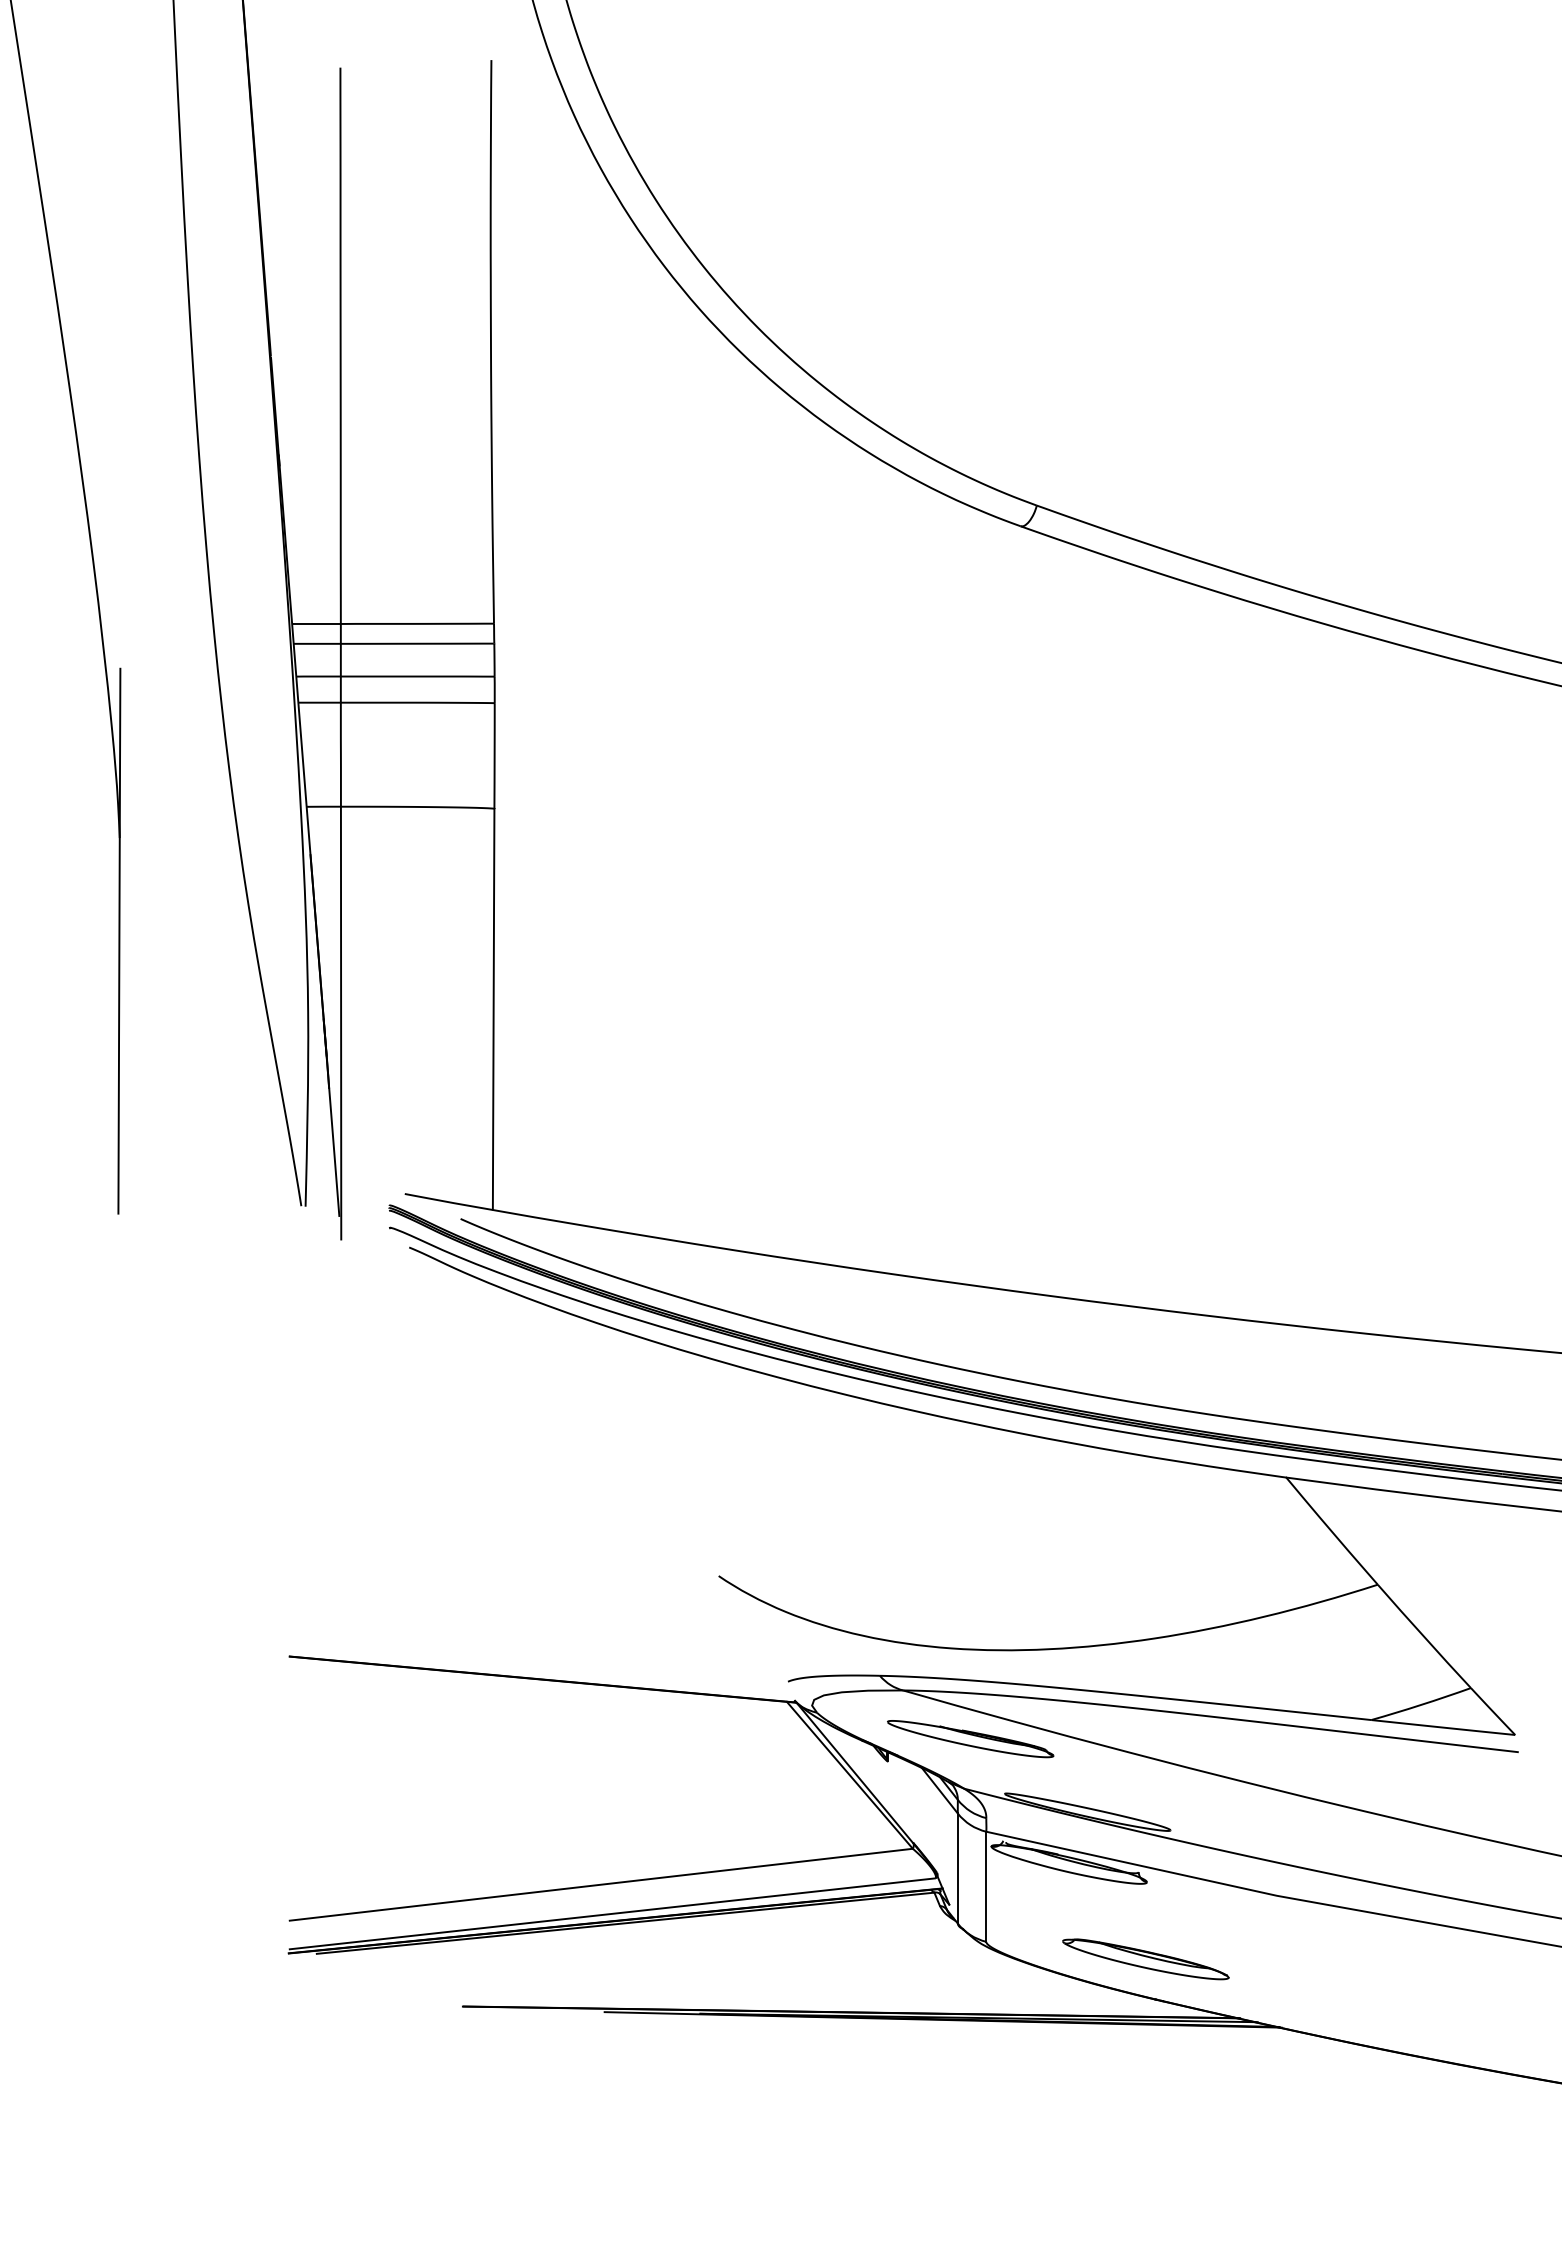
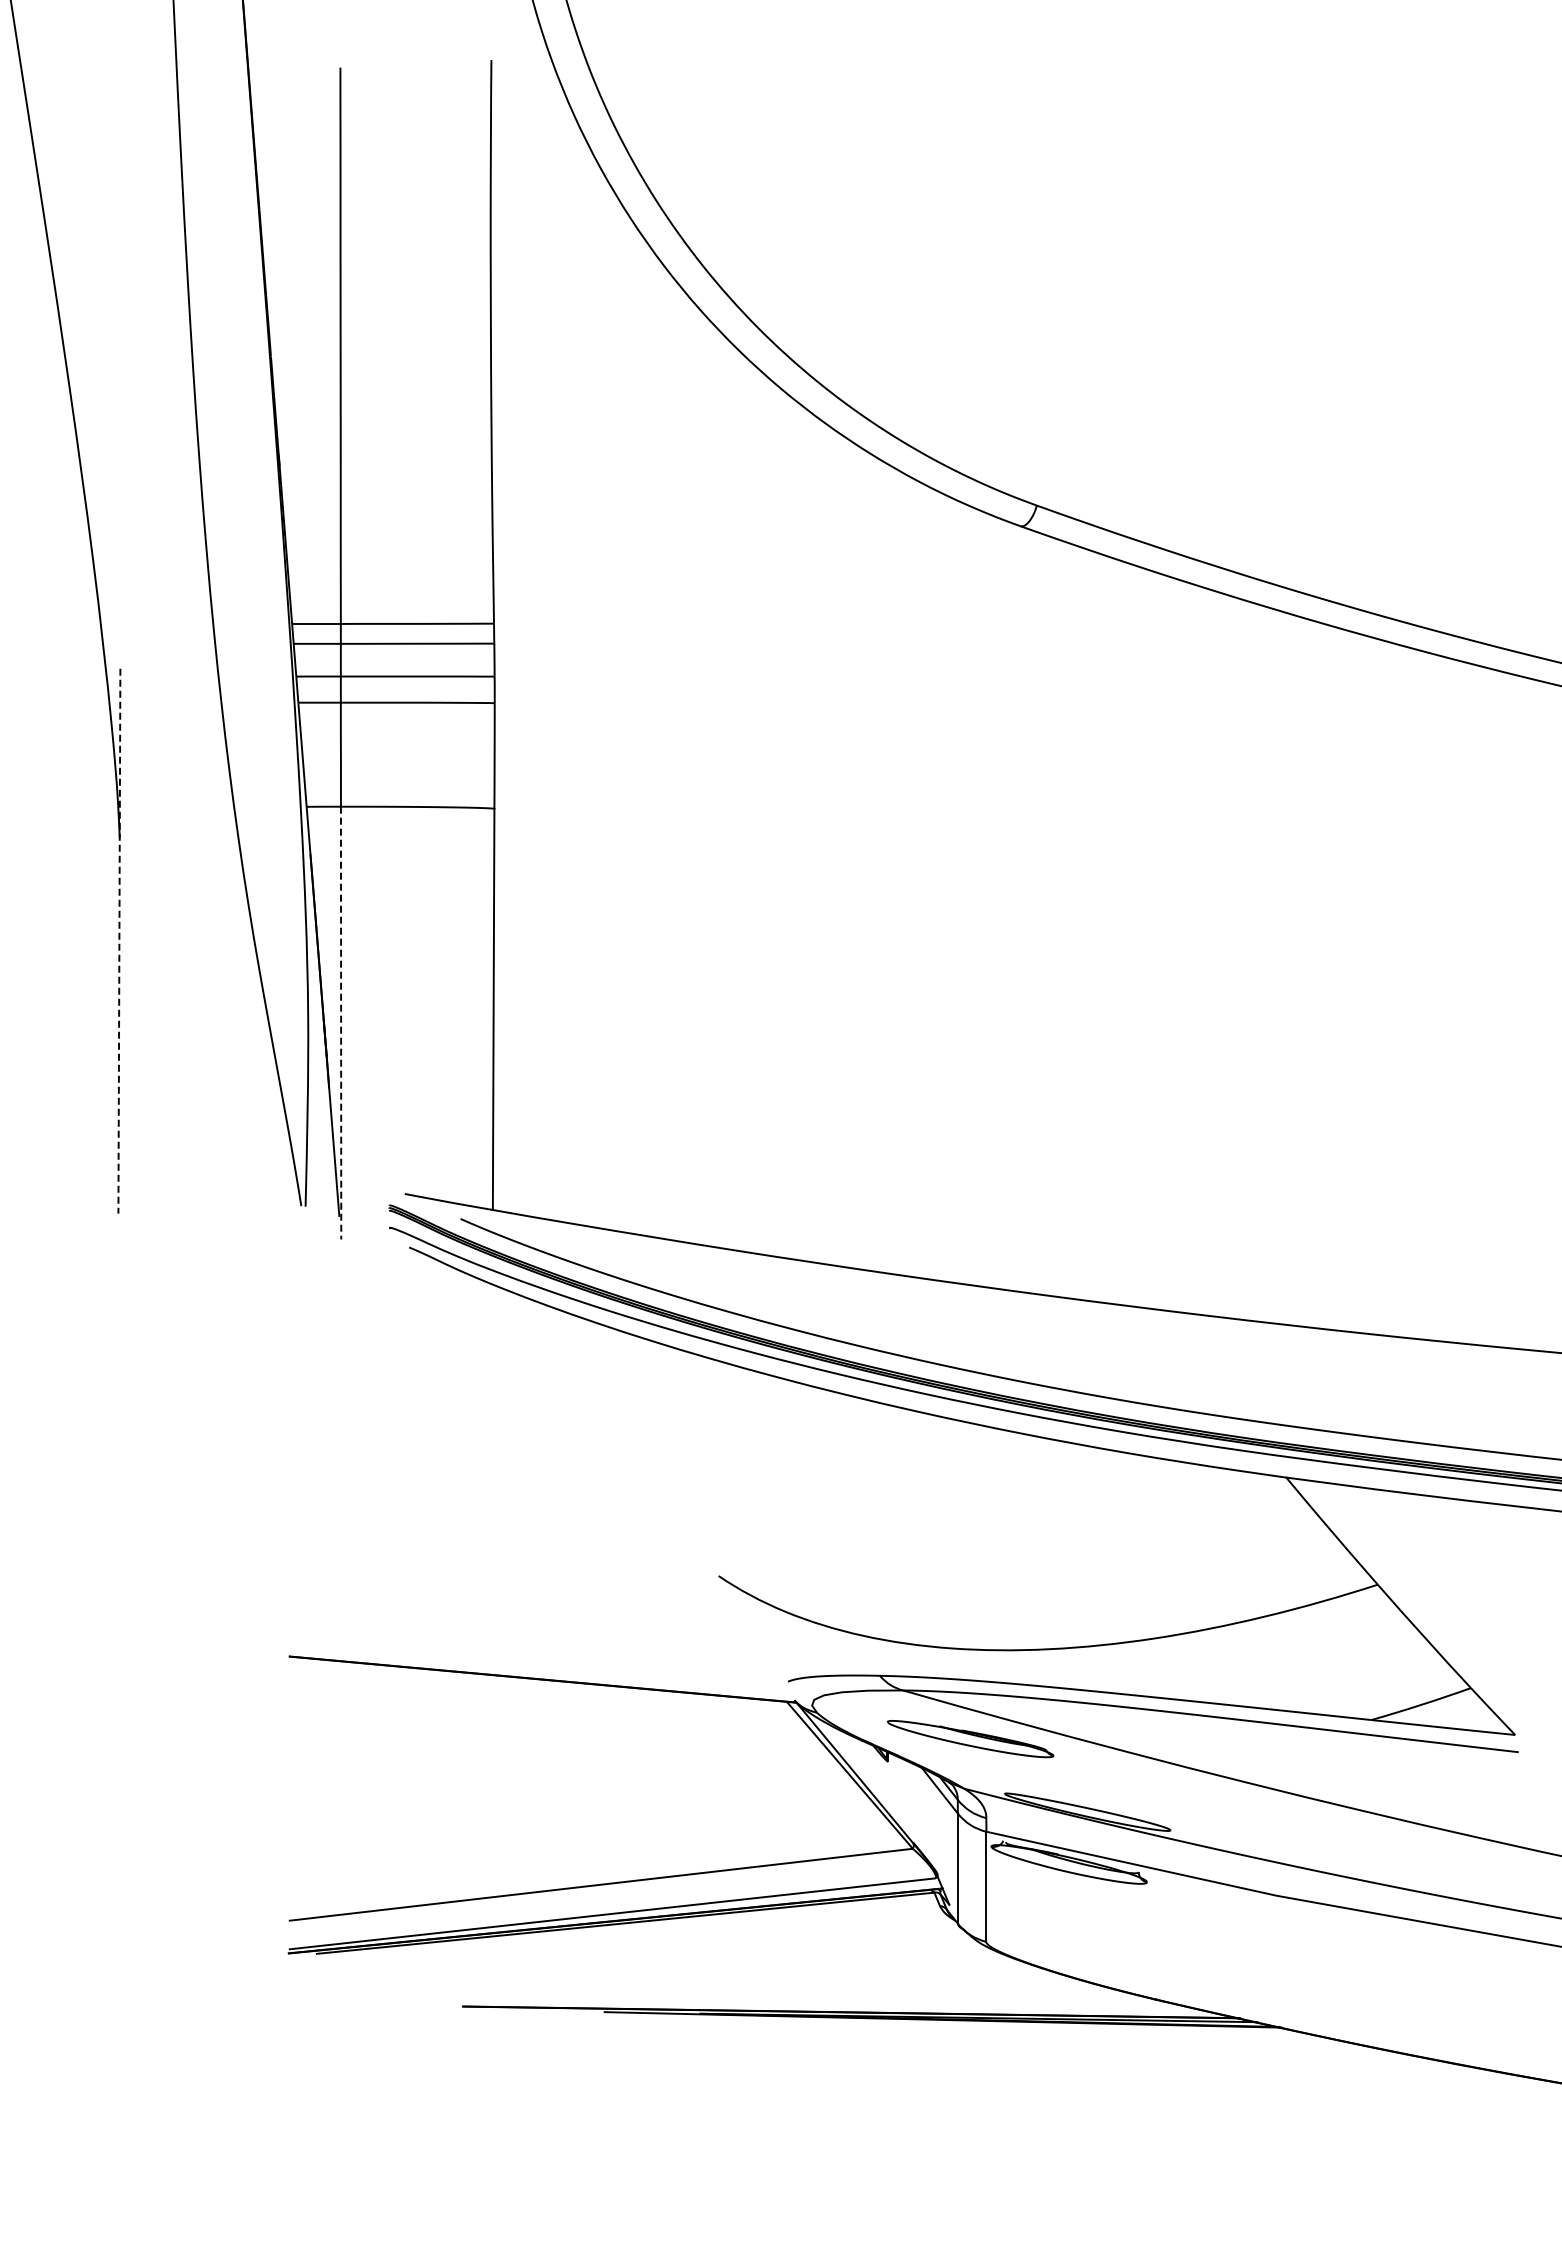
line: solid -> dashed (119, 941)
line: solid -> dashed (341, 1023)
part: present -> none (1145, 1959)
